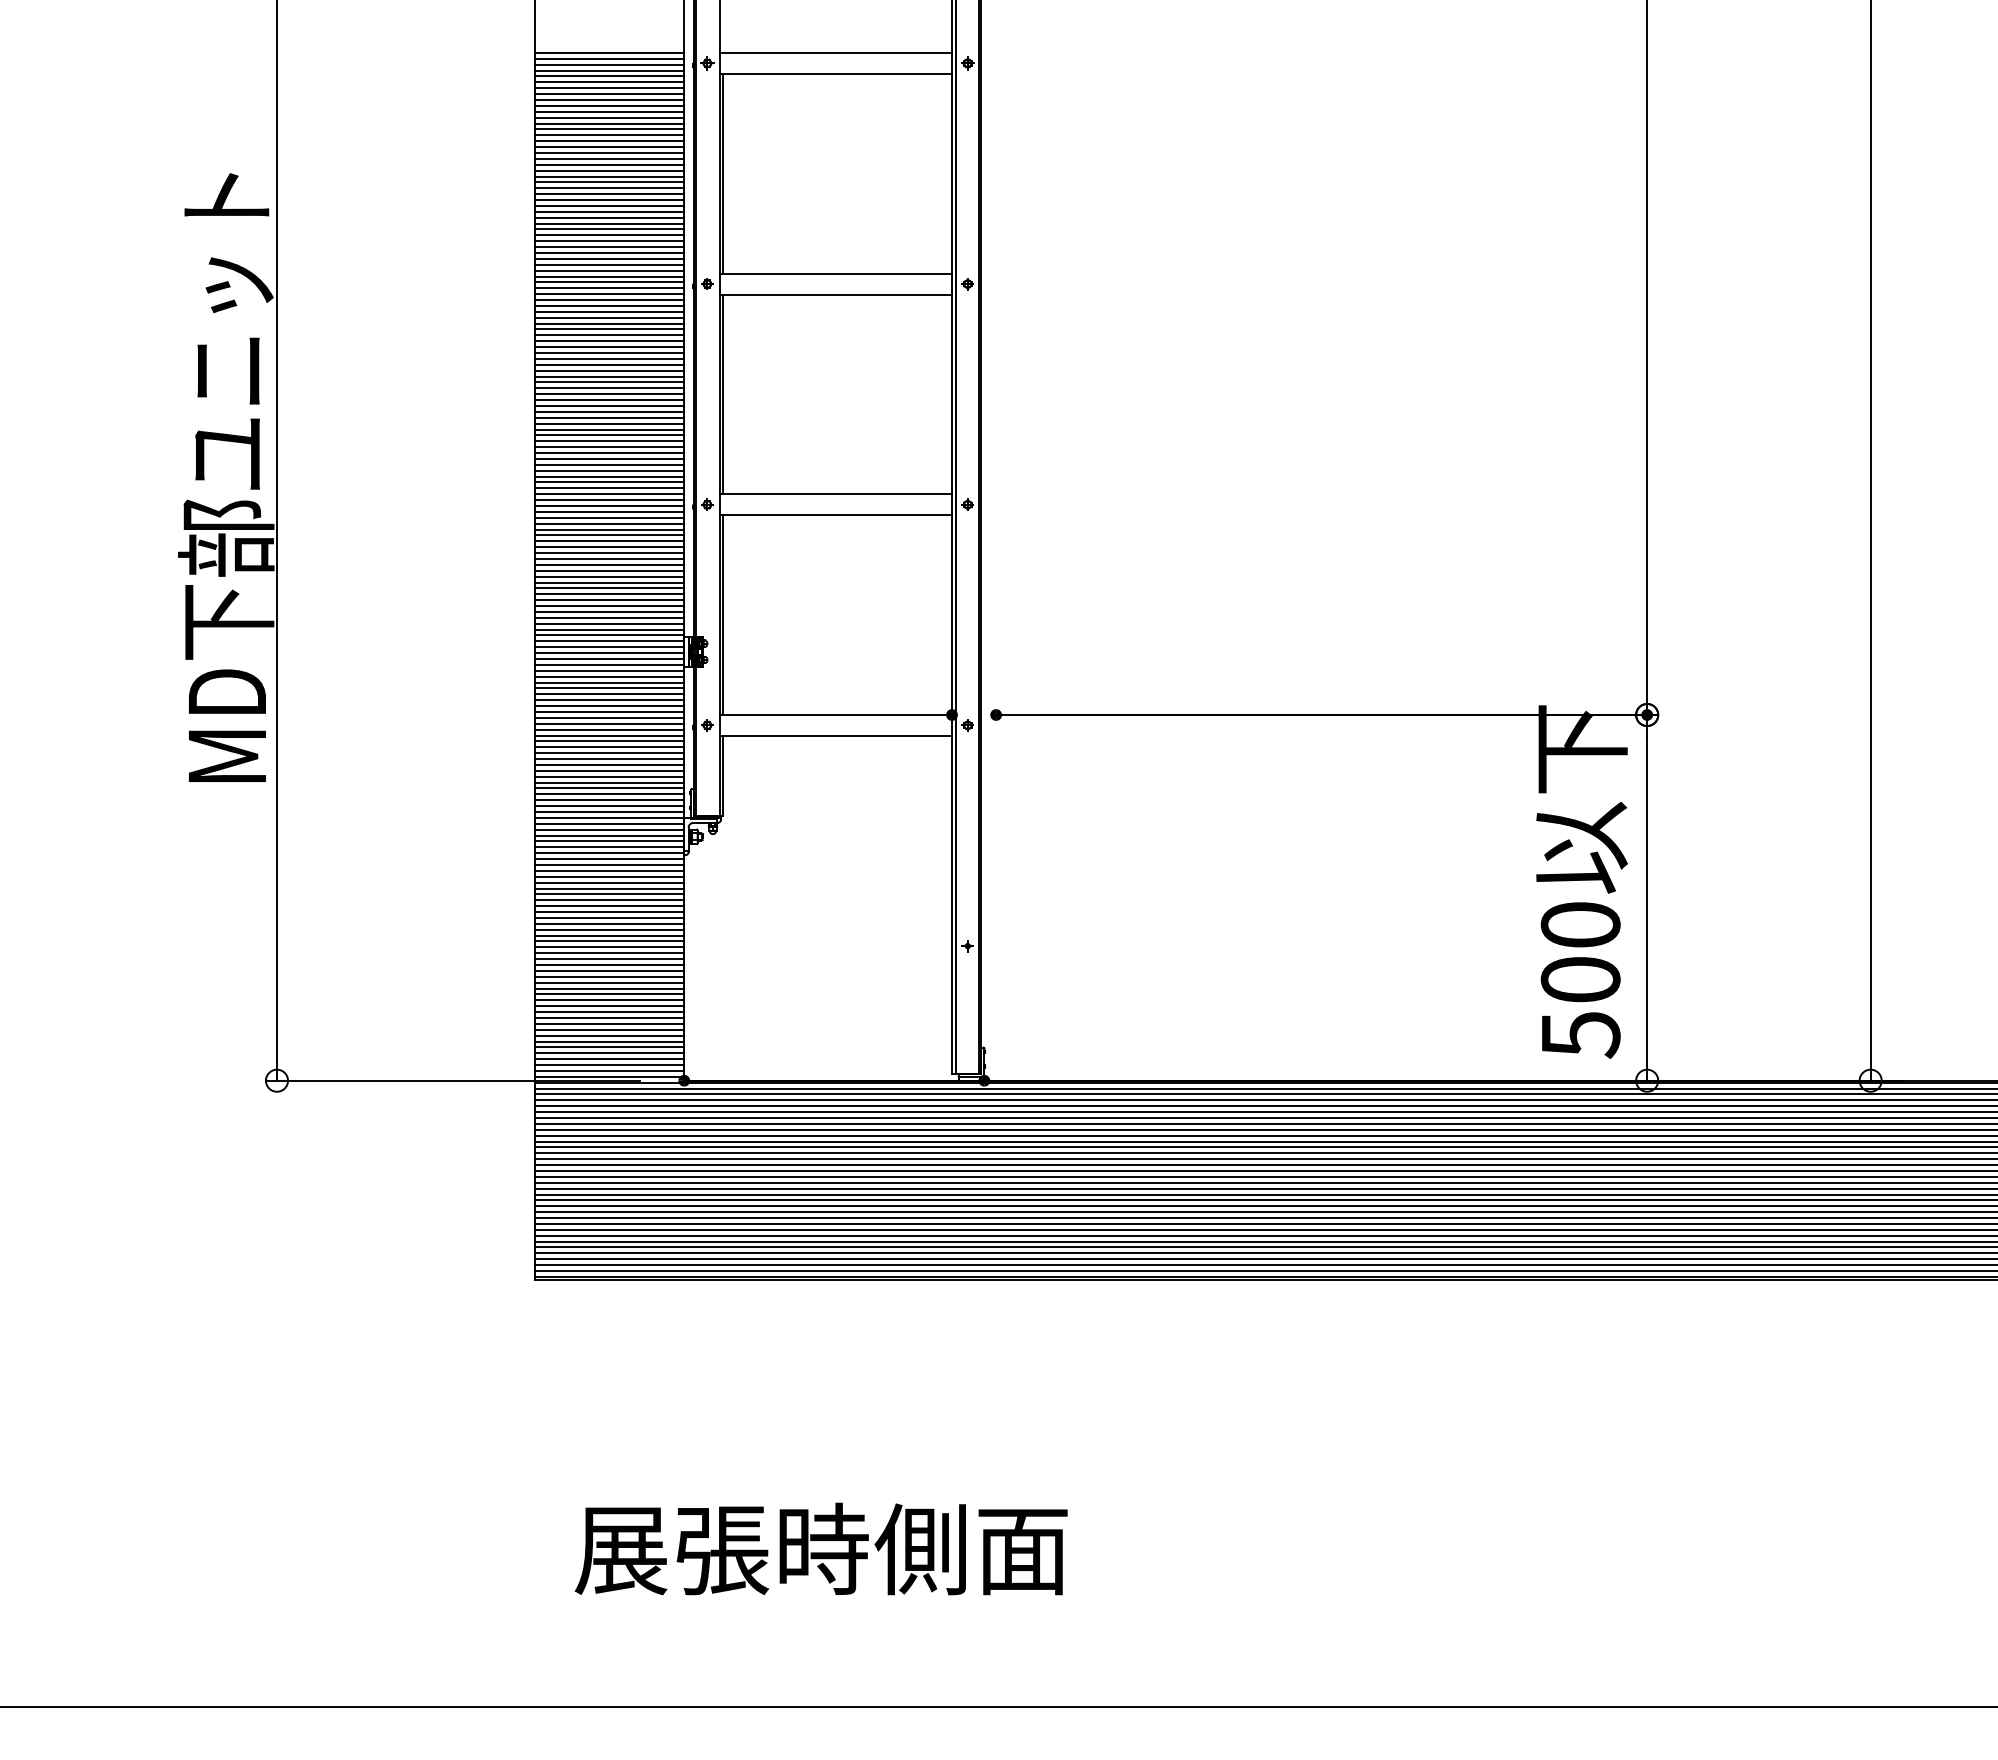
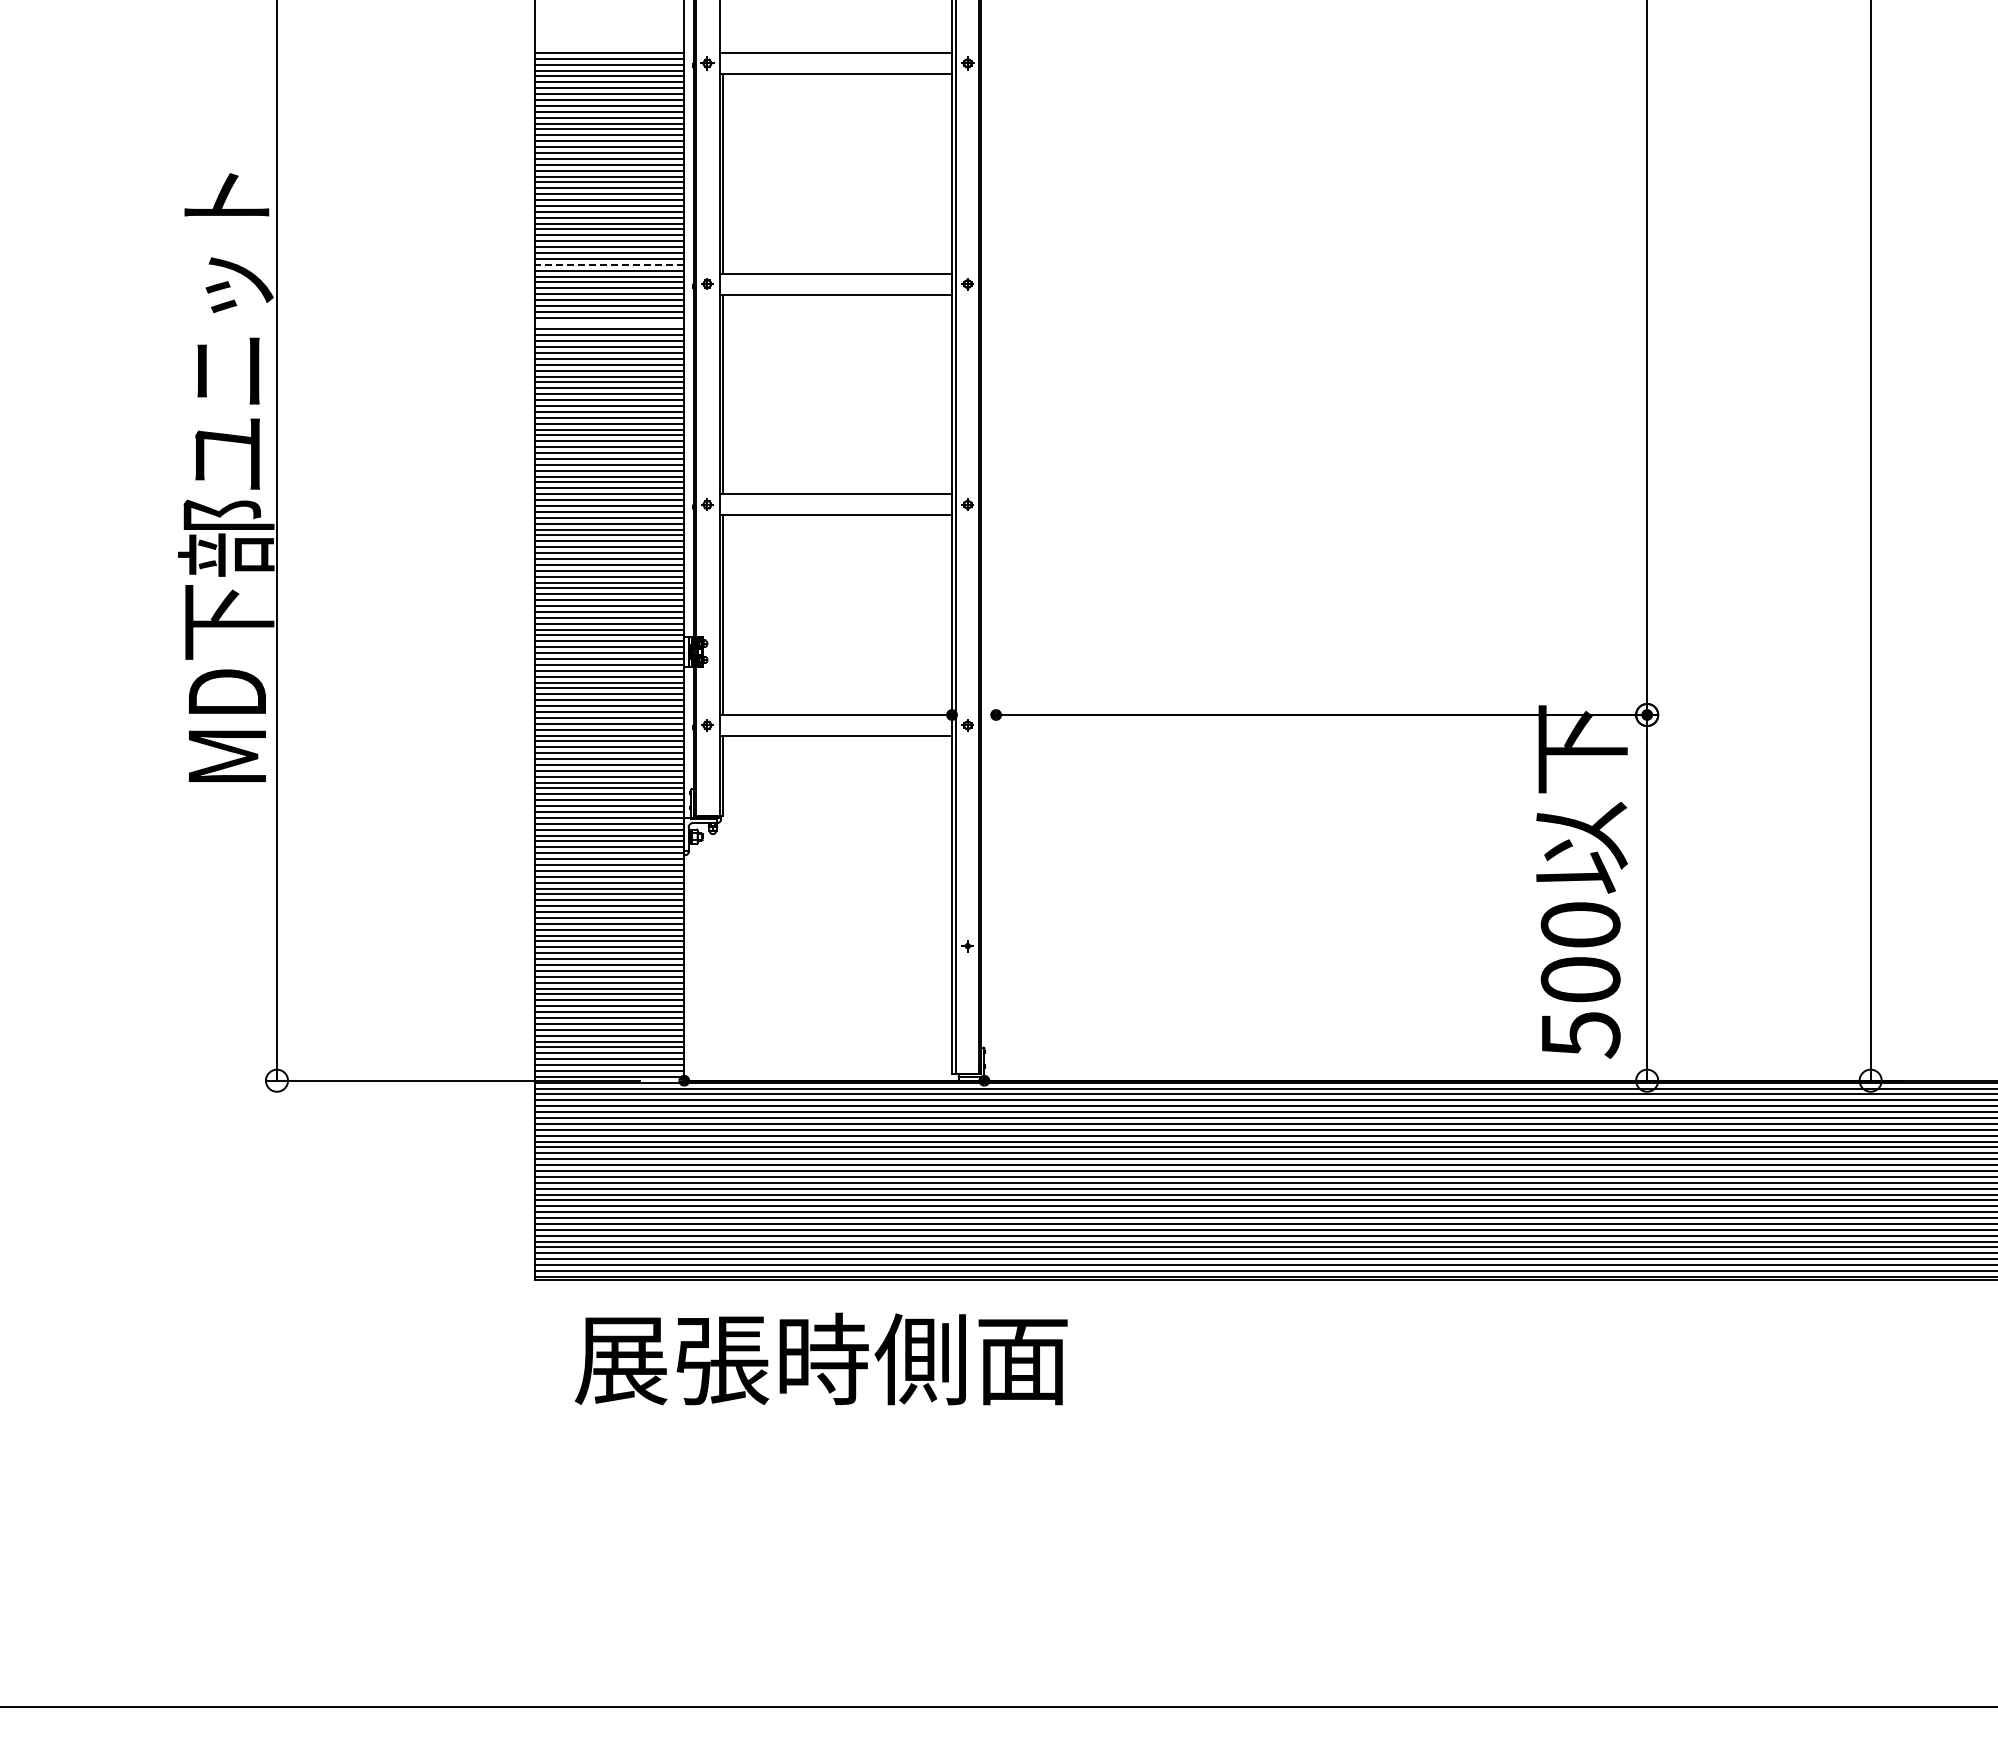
line: solid -> dashed (609, 264)
line: present -> none (609, 323)
text position: (820, 1548) -> (820, 1358) (820, 1358)
